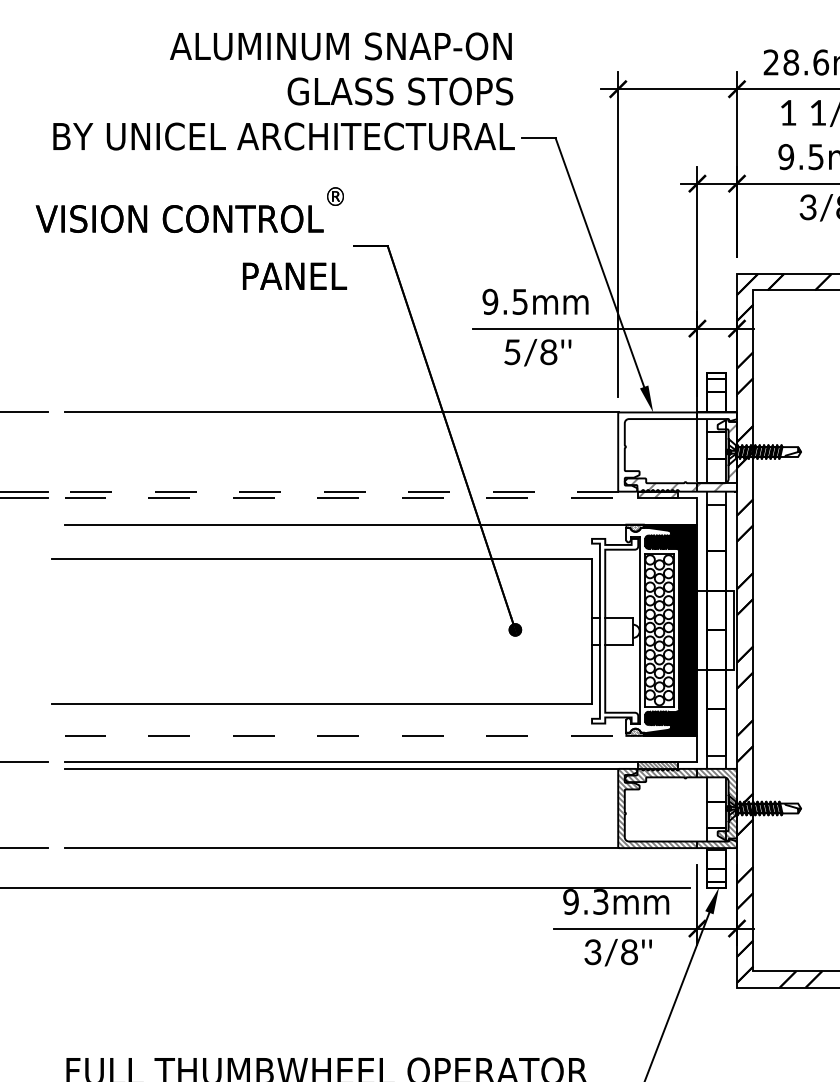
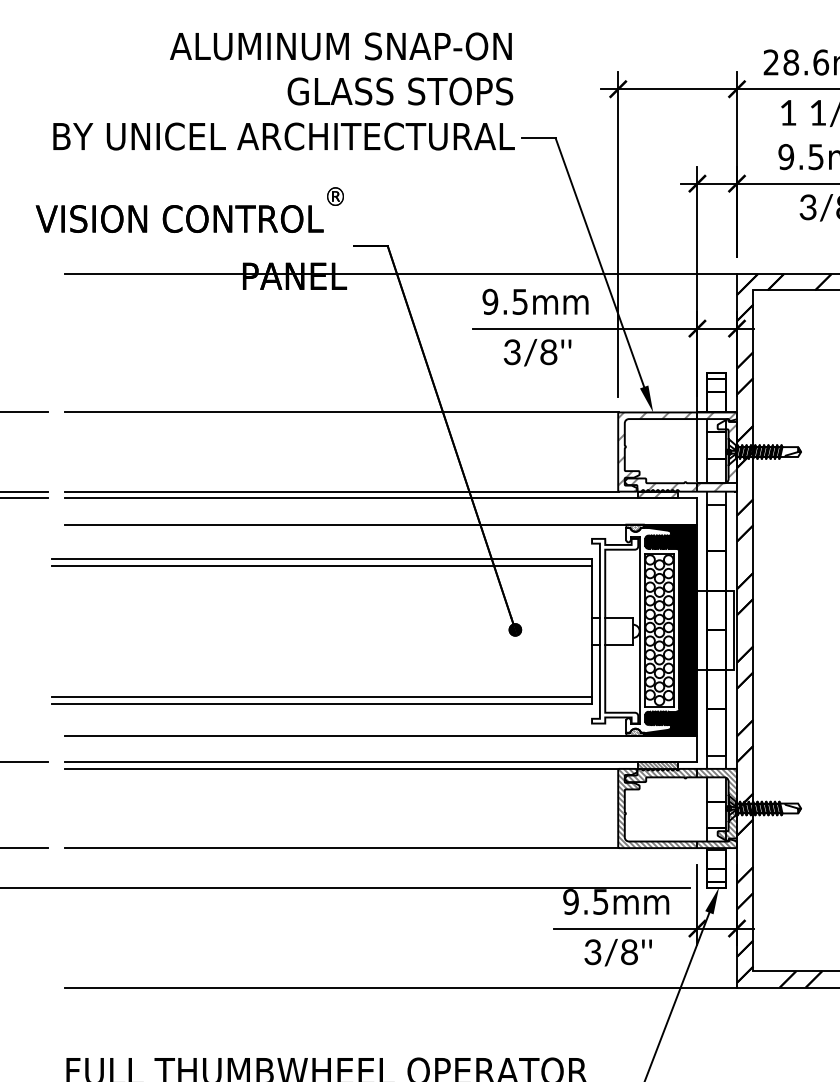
line: none -> present (400, 273)
text: 5/8''\f] -> 3/8''\f] (511, 352)
hatch: none -> present (677, 451)
line: dashed -> solid (341, 491)
line: dashed -> solid (380, 498)
line: none -> present (322, 565)
line: none -> present (322, 696)
line: dashed -> solid (380, 735)
text: 9.3mm -> 9.5mm (601, 901)
line: none -> present (400, 987)
